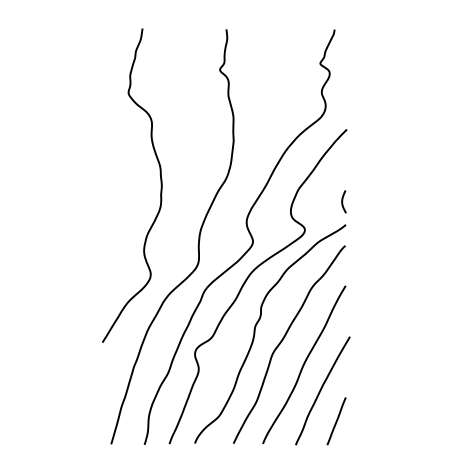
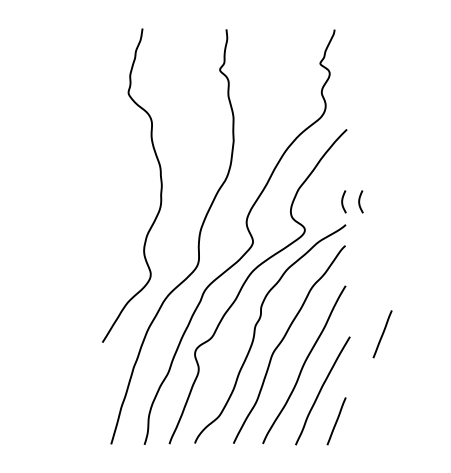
curve: none -> present (360, 200)
line: none -> present (382, 334)
